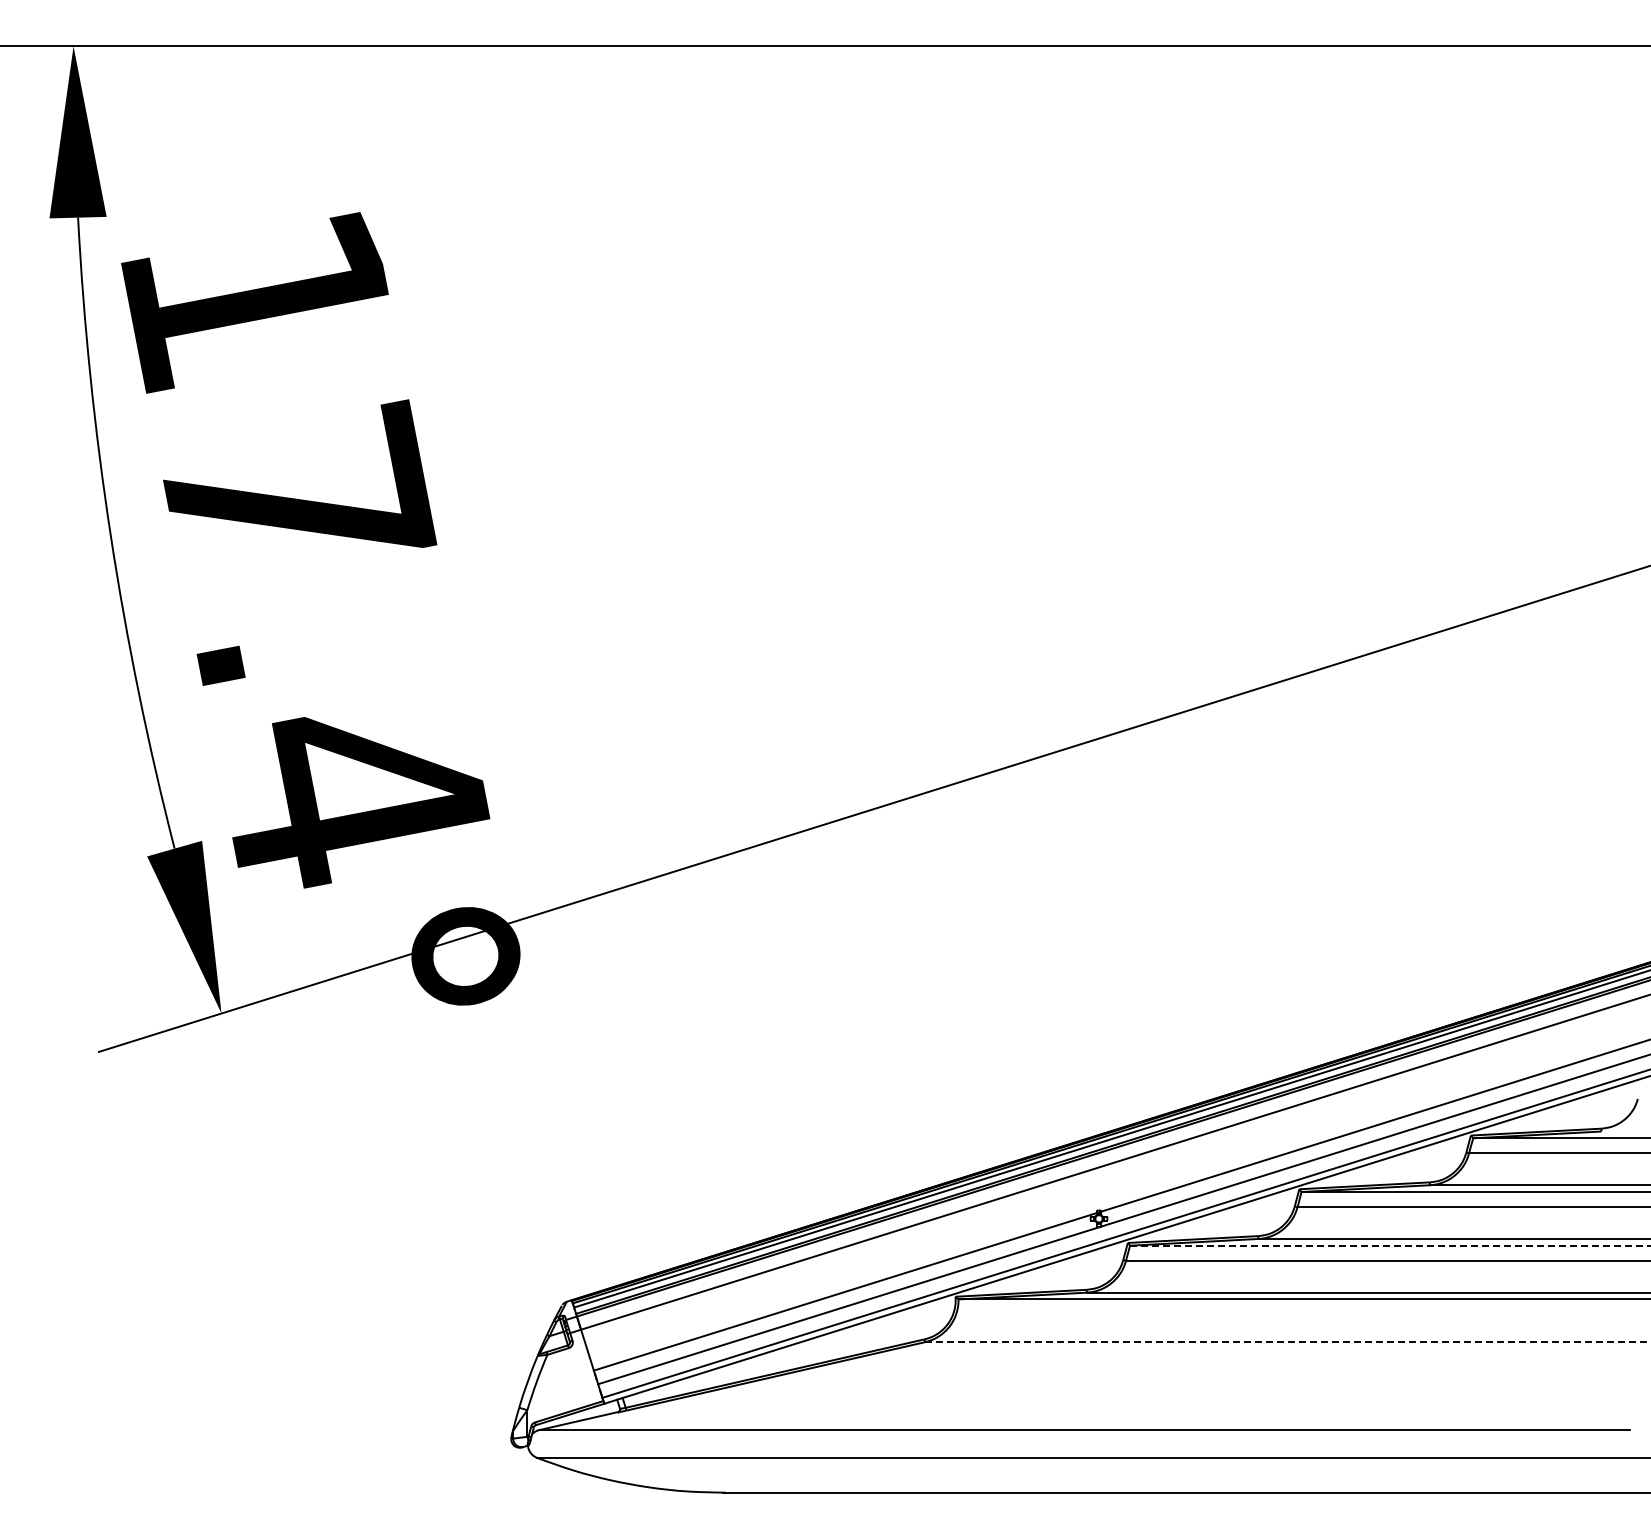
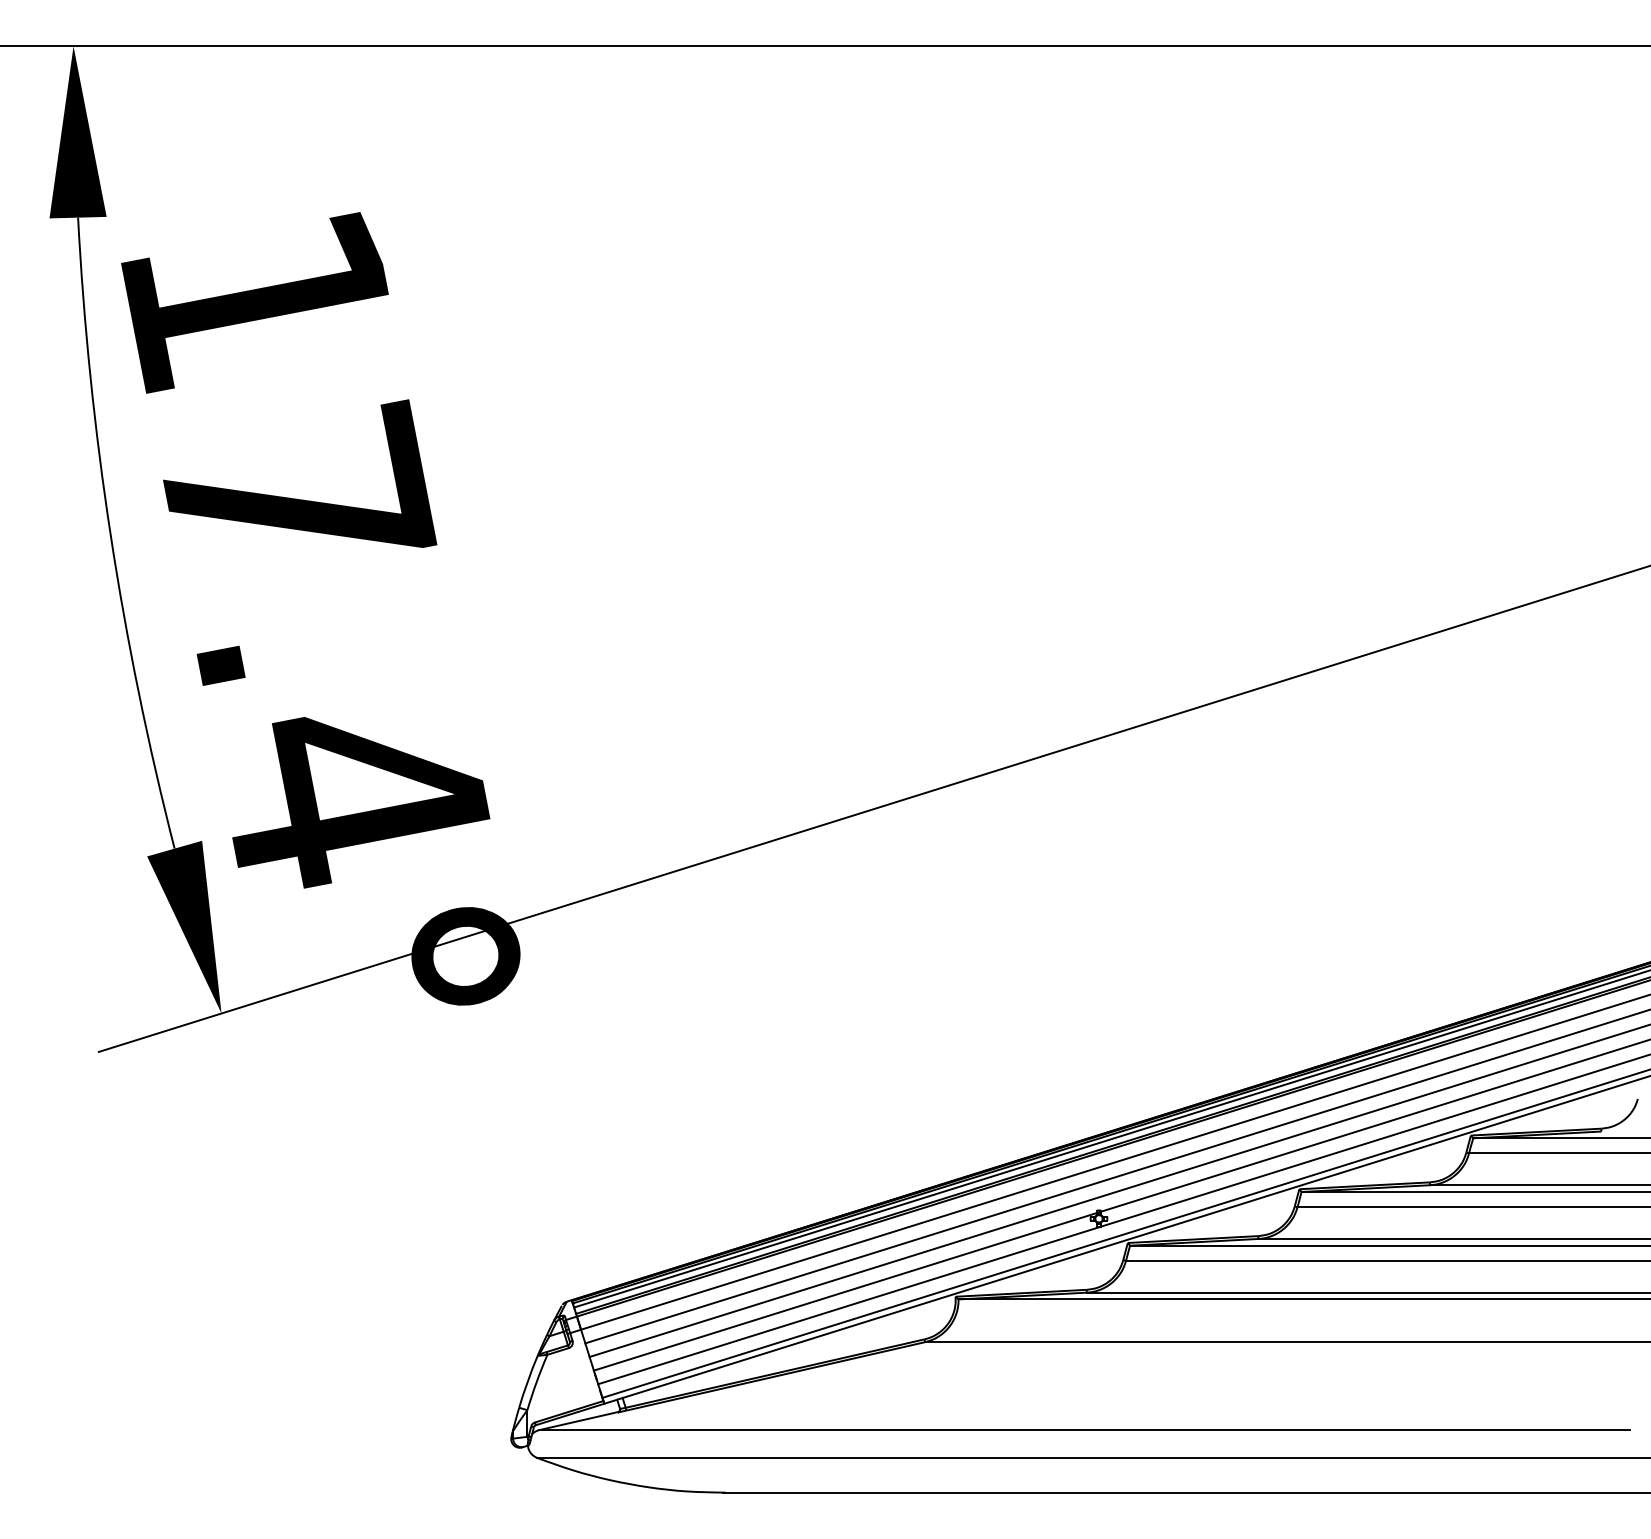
line: none -> present (1116, 1176)
line: none -> present (1118, 1190)
line: dashed -> solid (1391, 1245)
line: dashed -> solid (1287, 1342)
